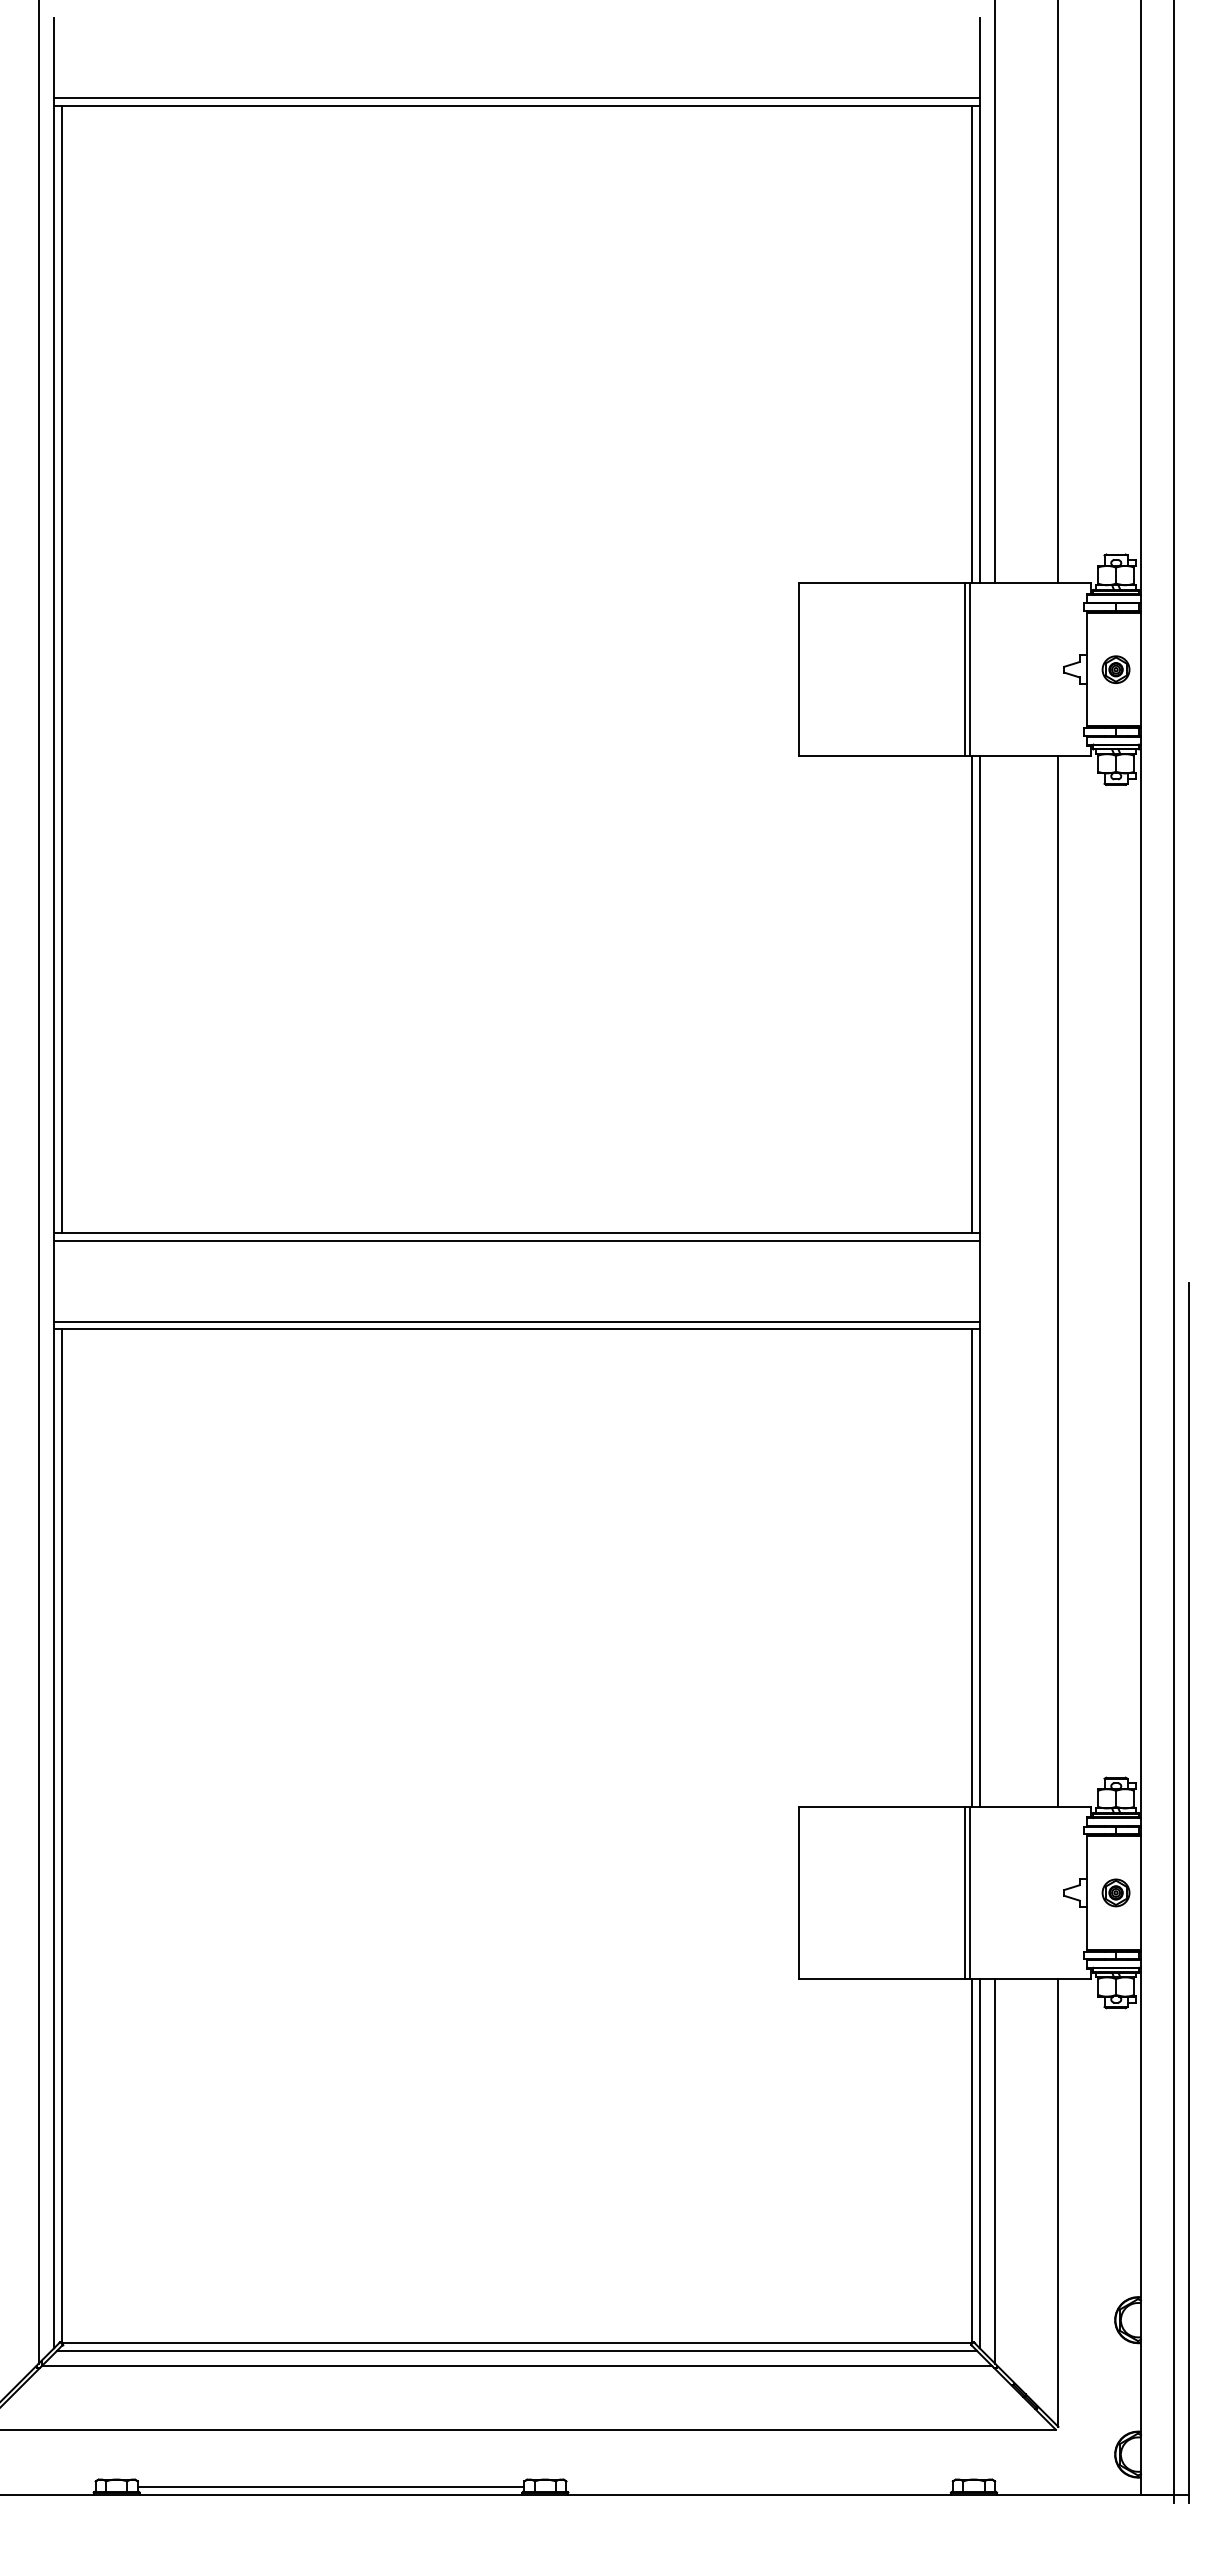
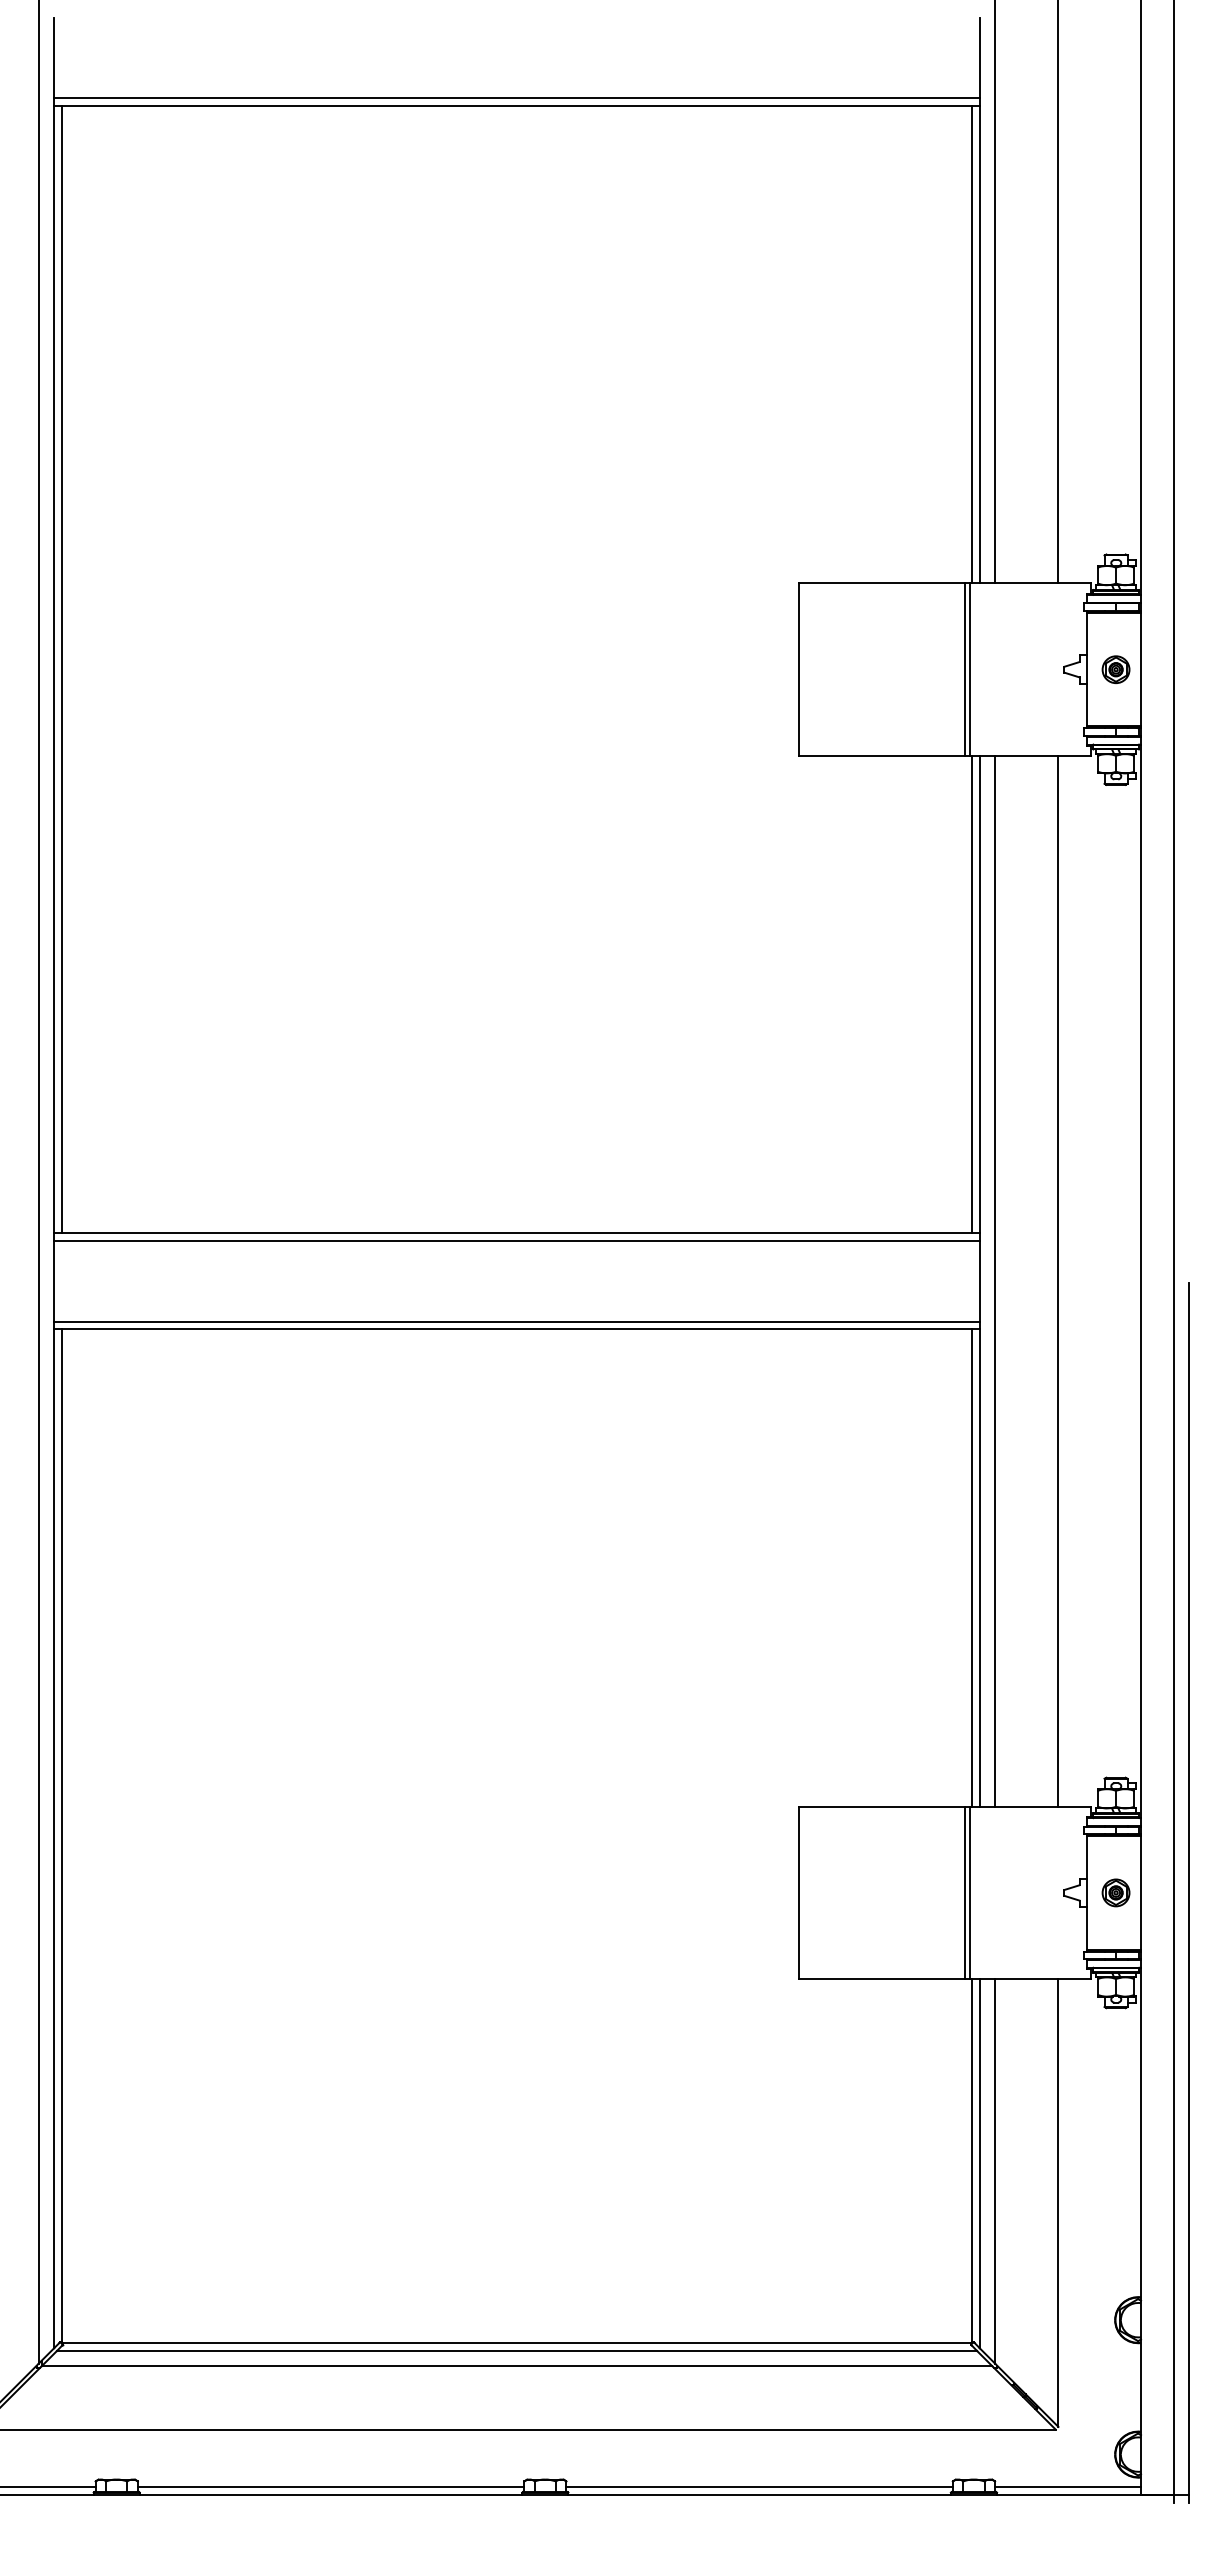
line: none -> present (995, 1281)
line: none -> present (48, 2487)
line: none -> present (759, 2487)
line: none -> present (1068, 2487)
